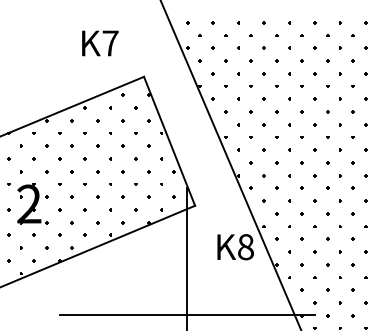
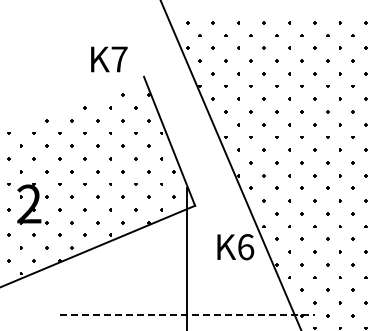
text position: (100, 43) -> (109, 59) (109, 59)
line: present -> none (73, 105)
text: 8 -> 6 (246, 247)
line: solid -> dashed (187, 315)
